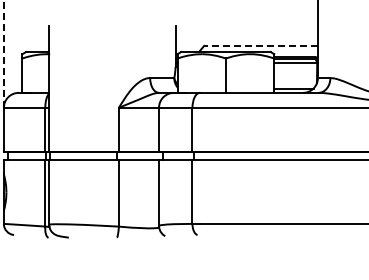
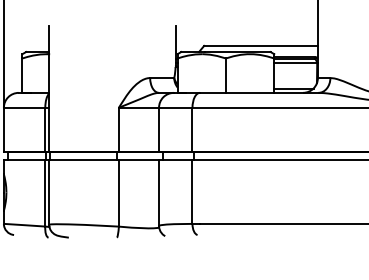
line: dashed -> solid (261, 45)
line: dashed -> solid (3, 53)
